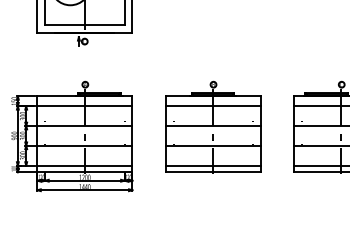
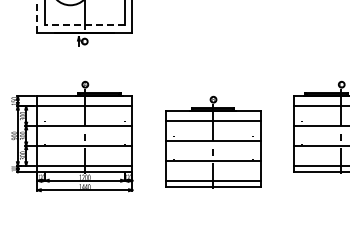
line: solid -> dashed (37, 16)
line: solid -> dashed (84, 25)
part position: (213, 126) -> (213, 141) (213, 141)
